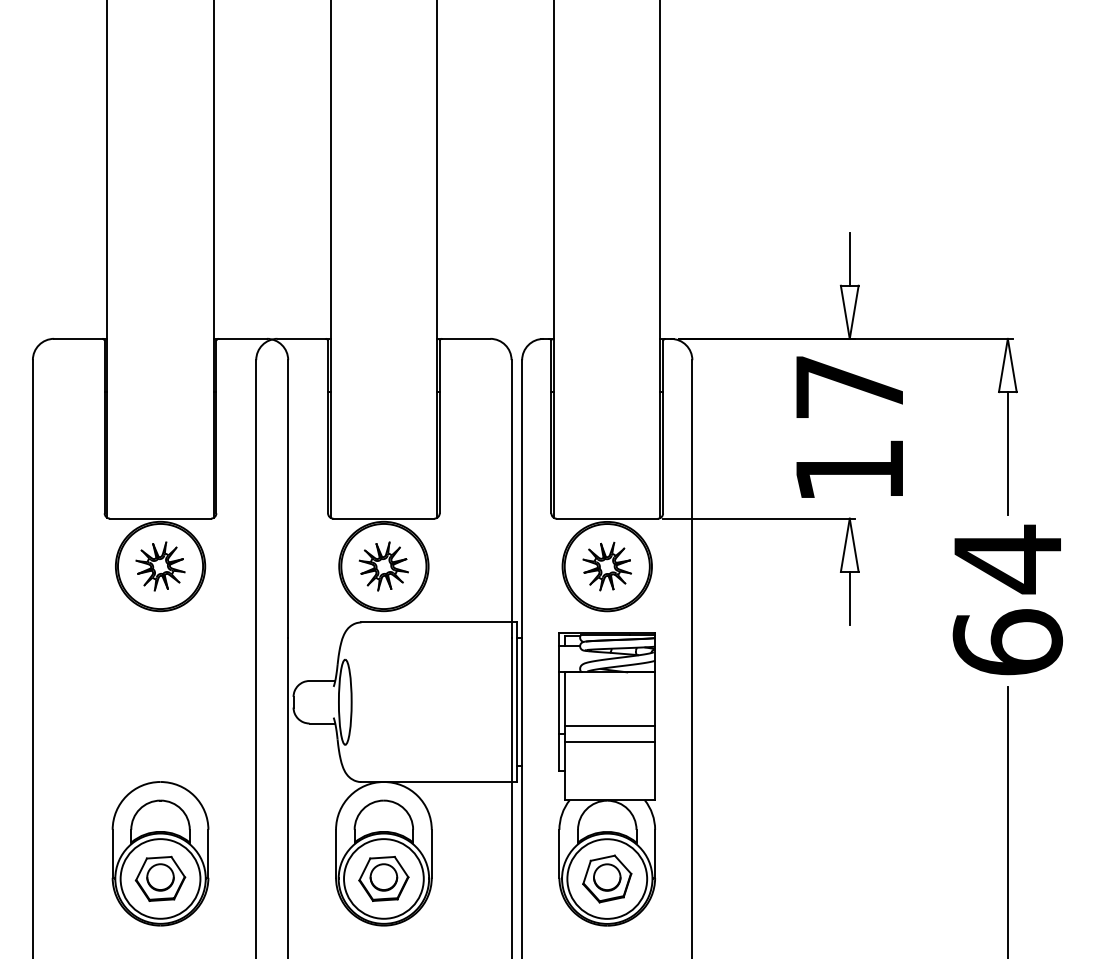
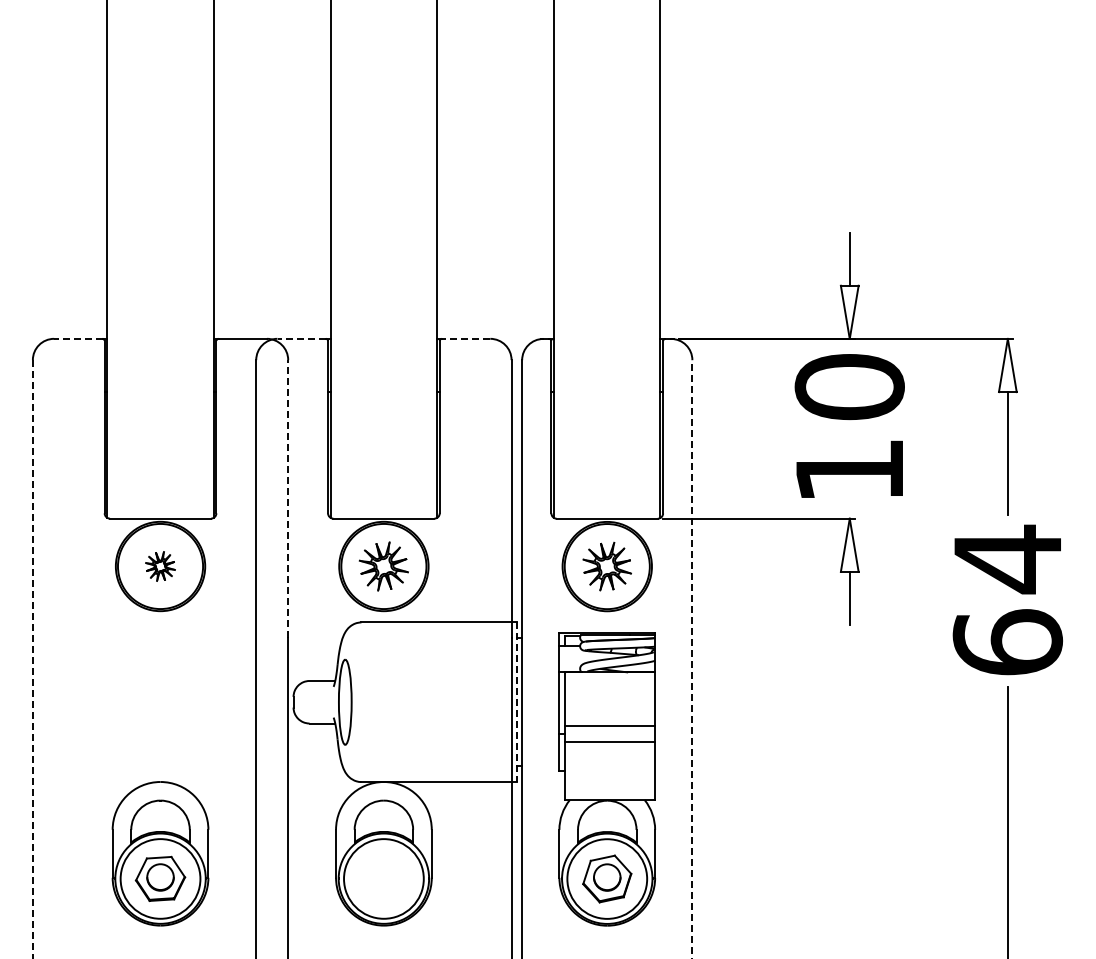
line: solid -> dashed (77, 338)
line: solid -> dashed (301, 338)
line: solid -> dashed (465, 338)
text: 17 -> 10 (849, 387)
line: solid -> dashed (288, 498)
part size: 51x51 px -> 31x31 px (160, 566)
line: solid -> dashed (32, 659)
line: solid -> dashed (692, 659)
line: solid -> dashed (516, 702)
part: present -> none (383, 878)
